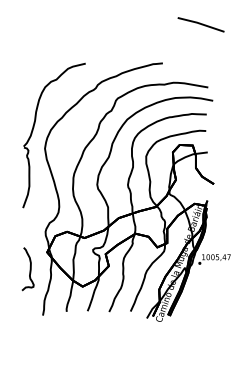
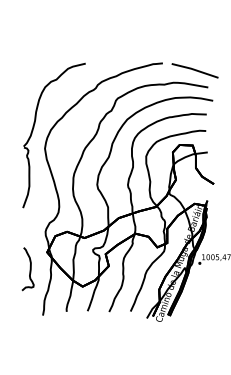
line position: (200, 24) -> (194, 70) (194, 70)
